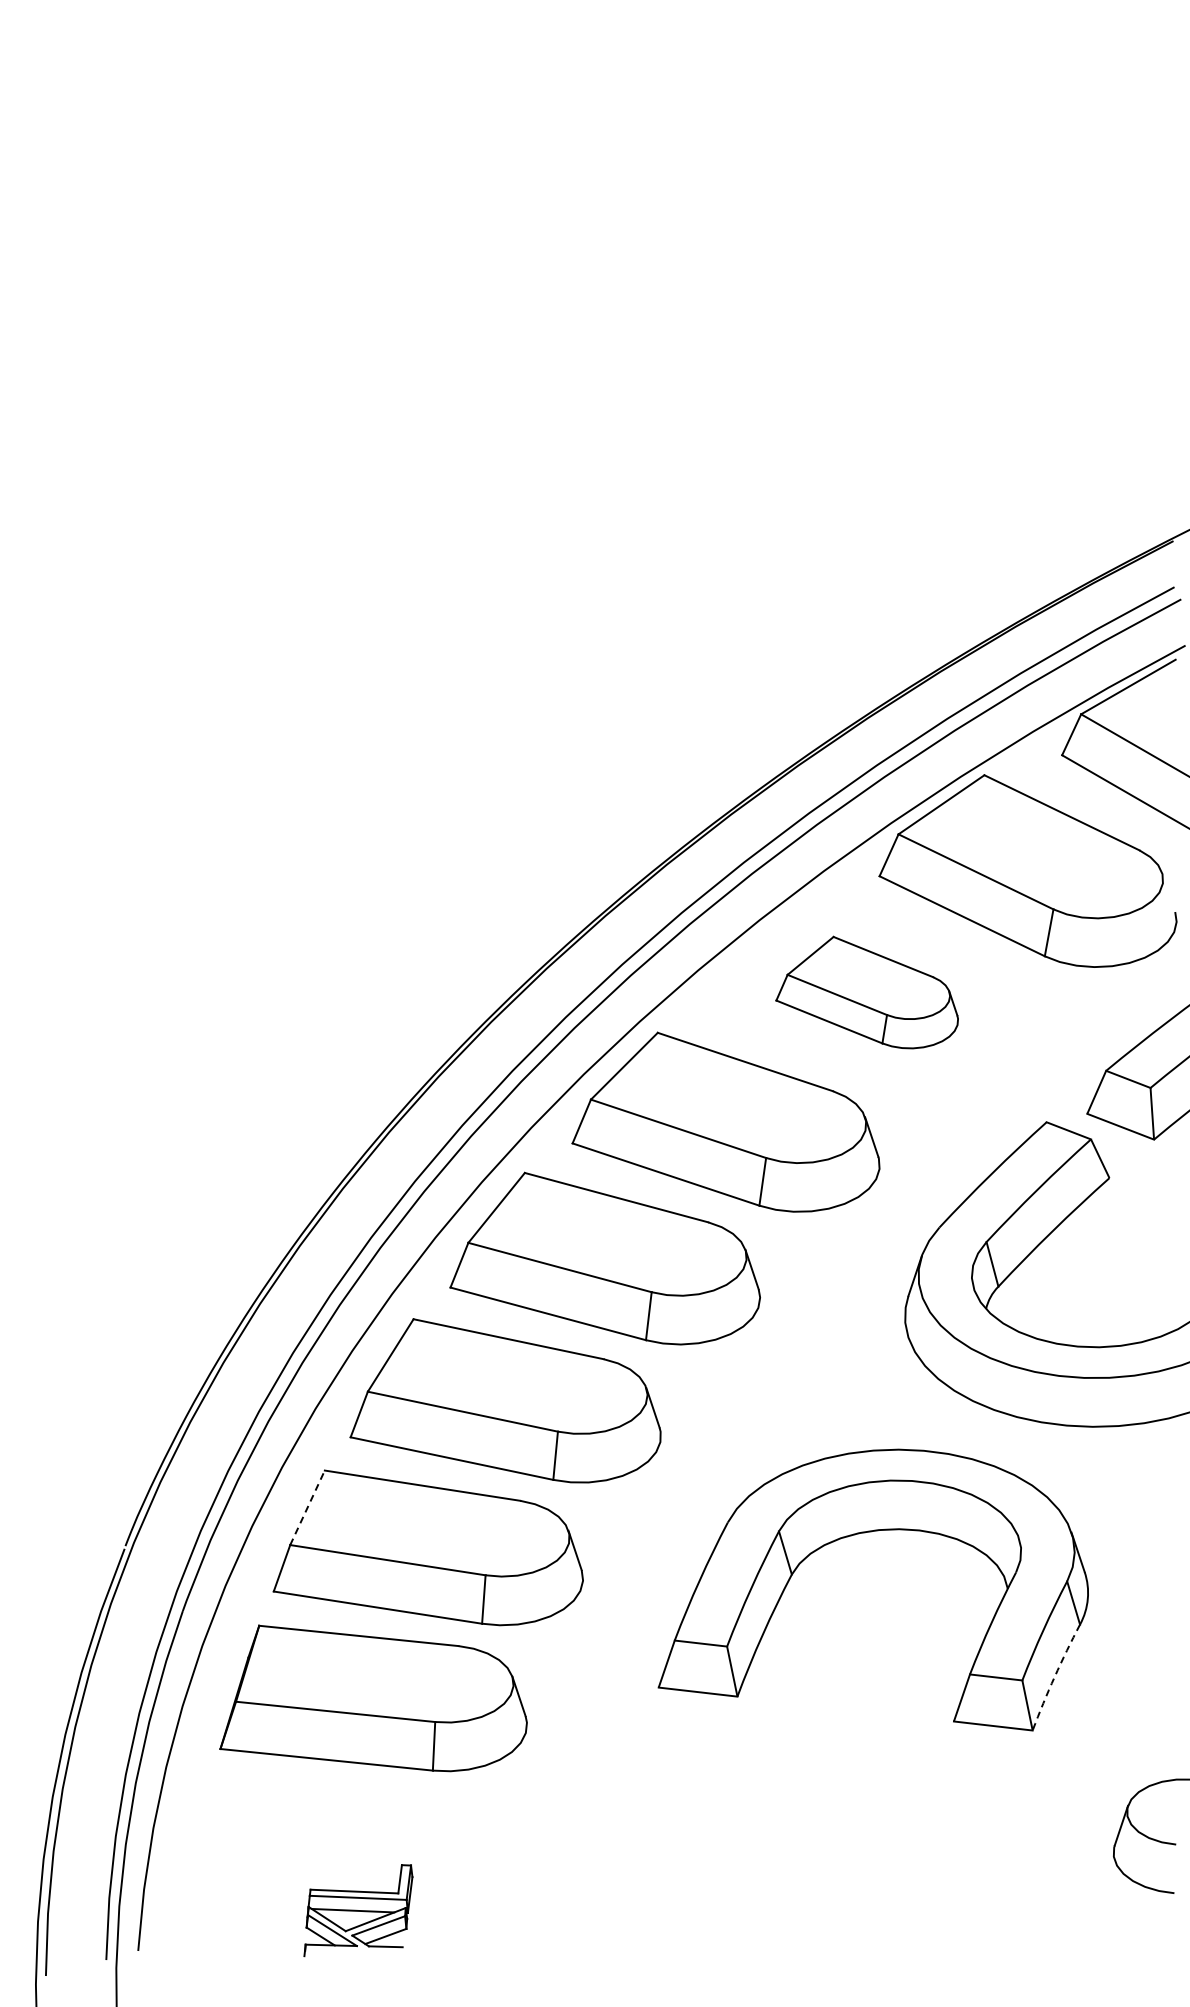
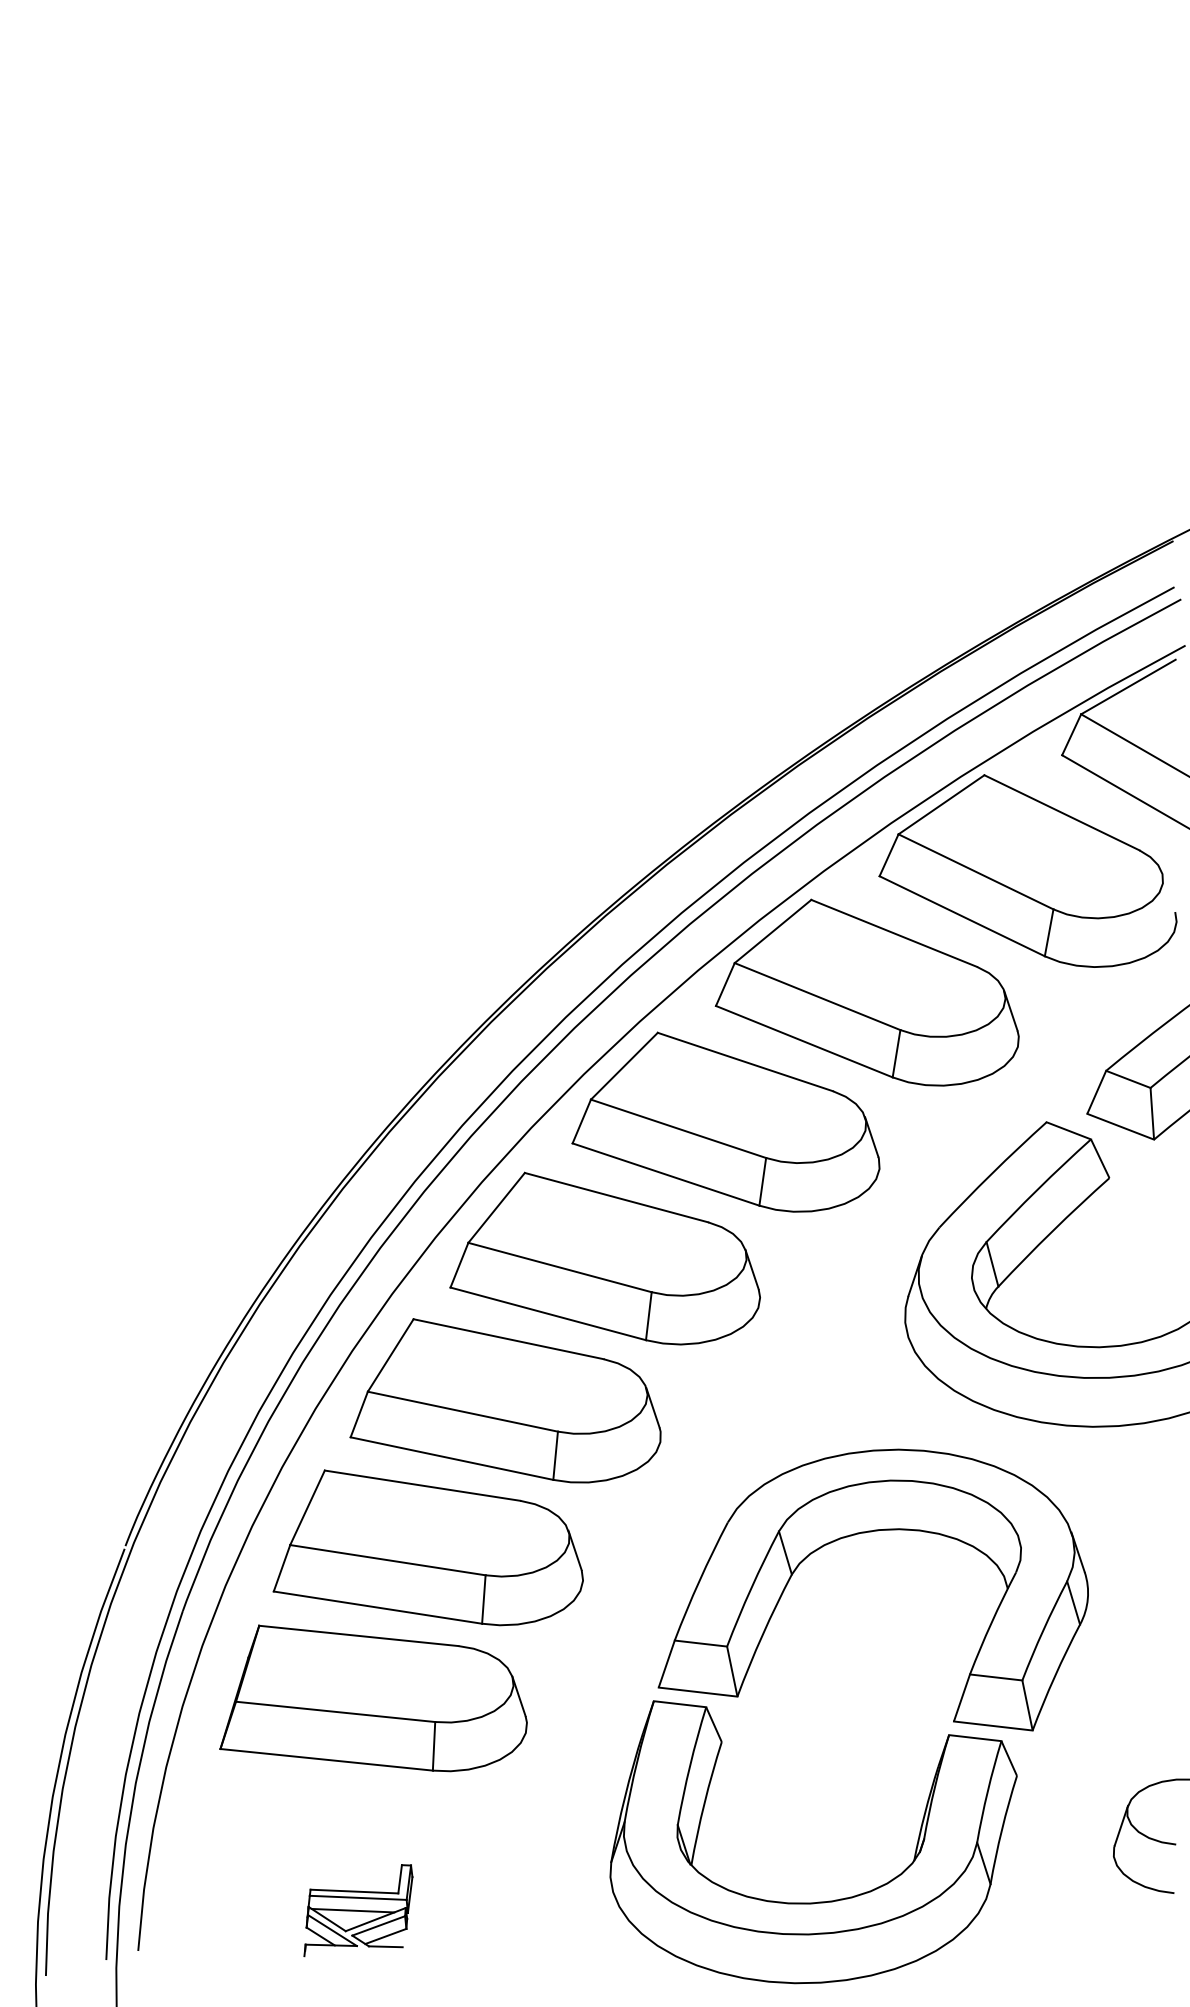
part size: 184x115 px -> 306x189 px (866, 992)
line: dashed -> solid (307, 1507)
arc: dashed -> solid (1054, 1676)
part: none -> present (818, 1901)
